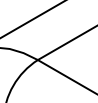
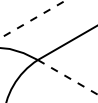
line: solid -> dashed (33, 19)
line: solid -> dashed (68, 77)
